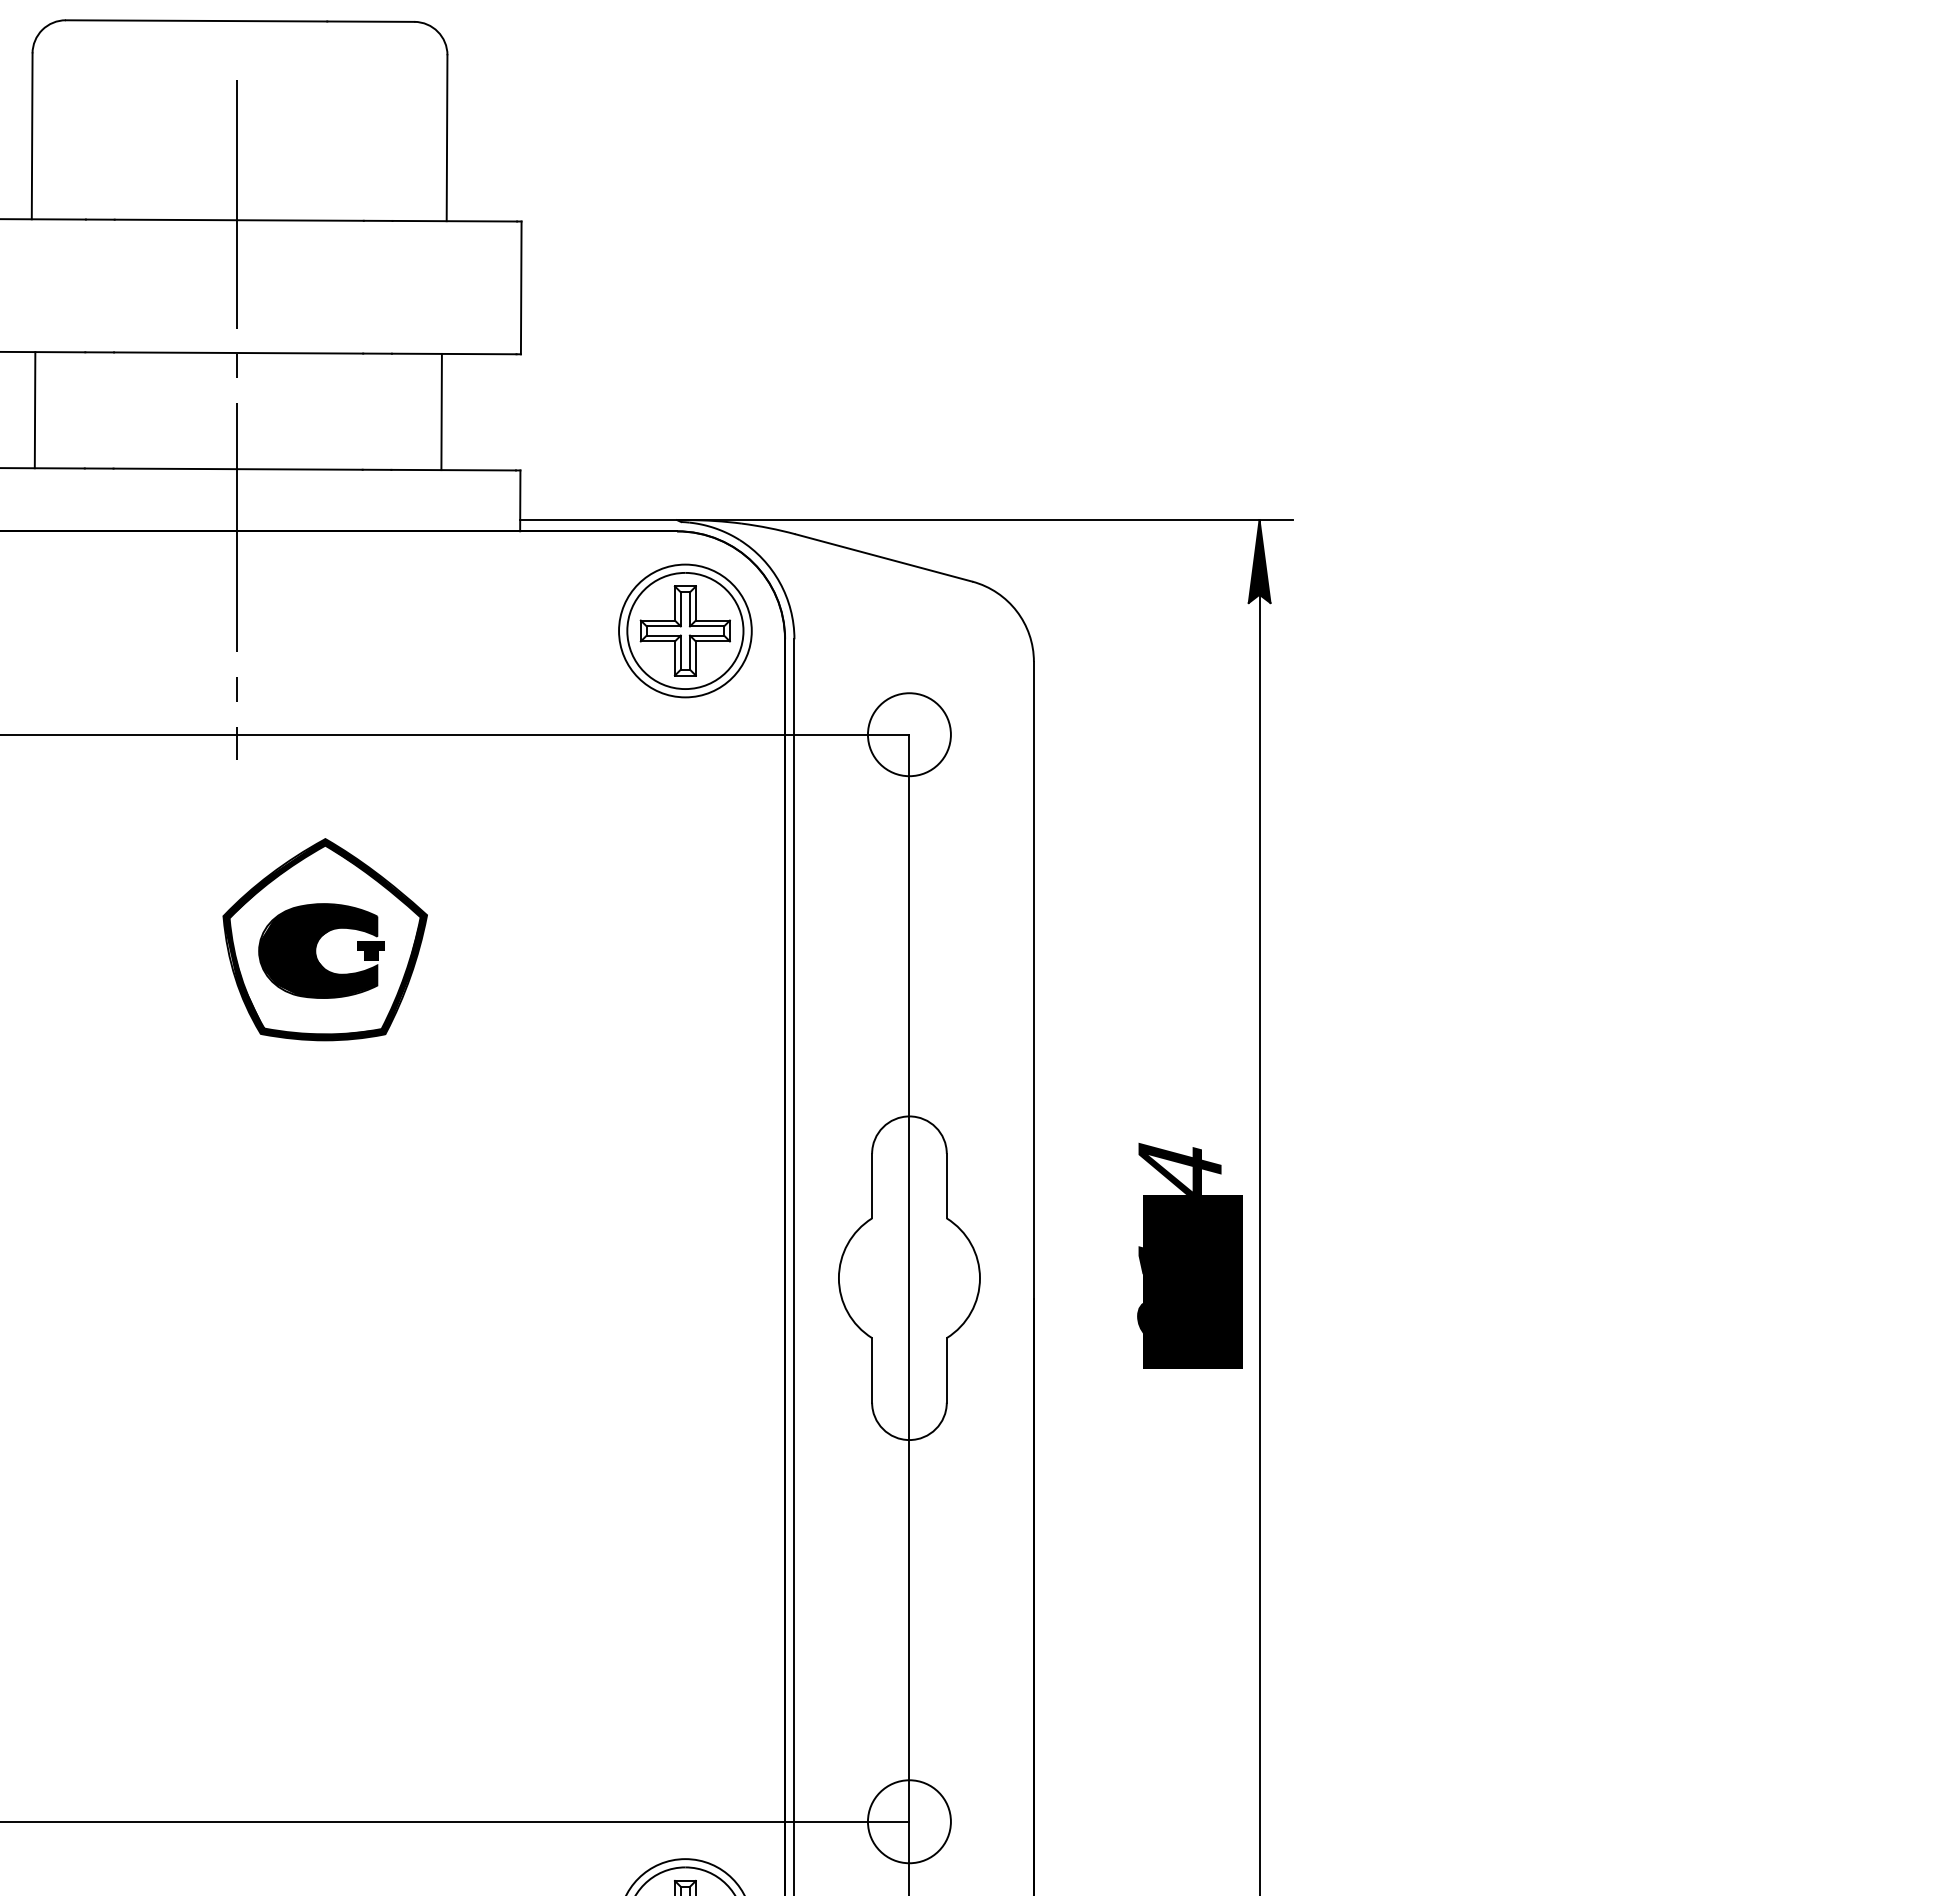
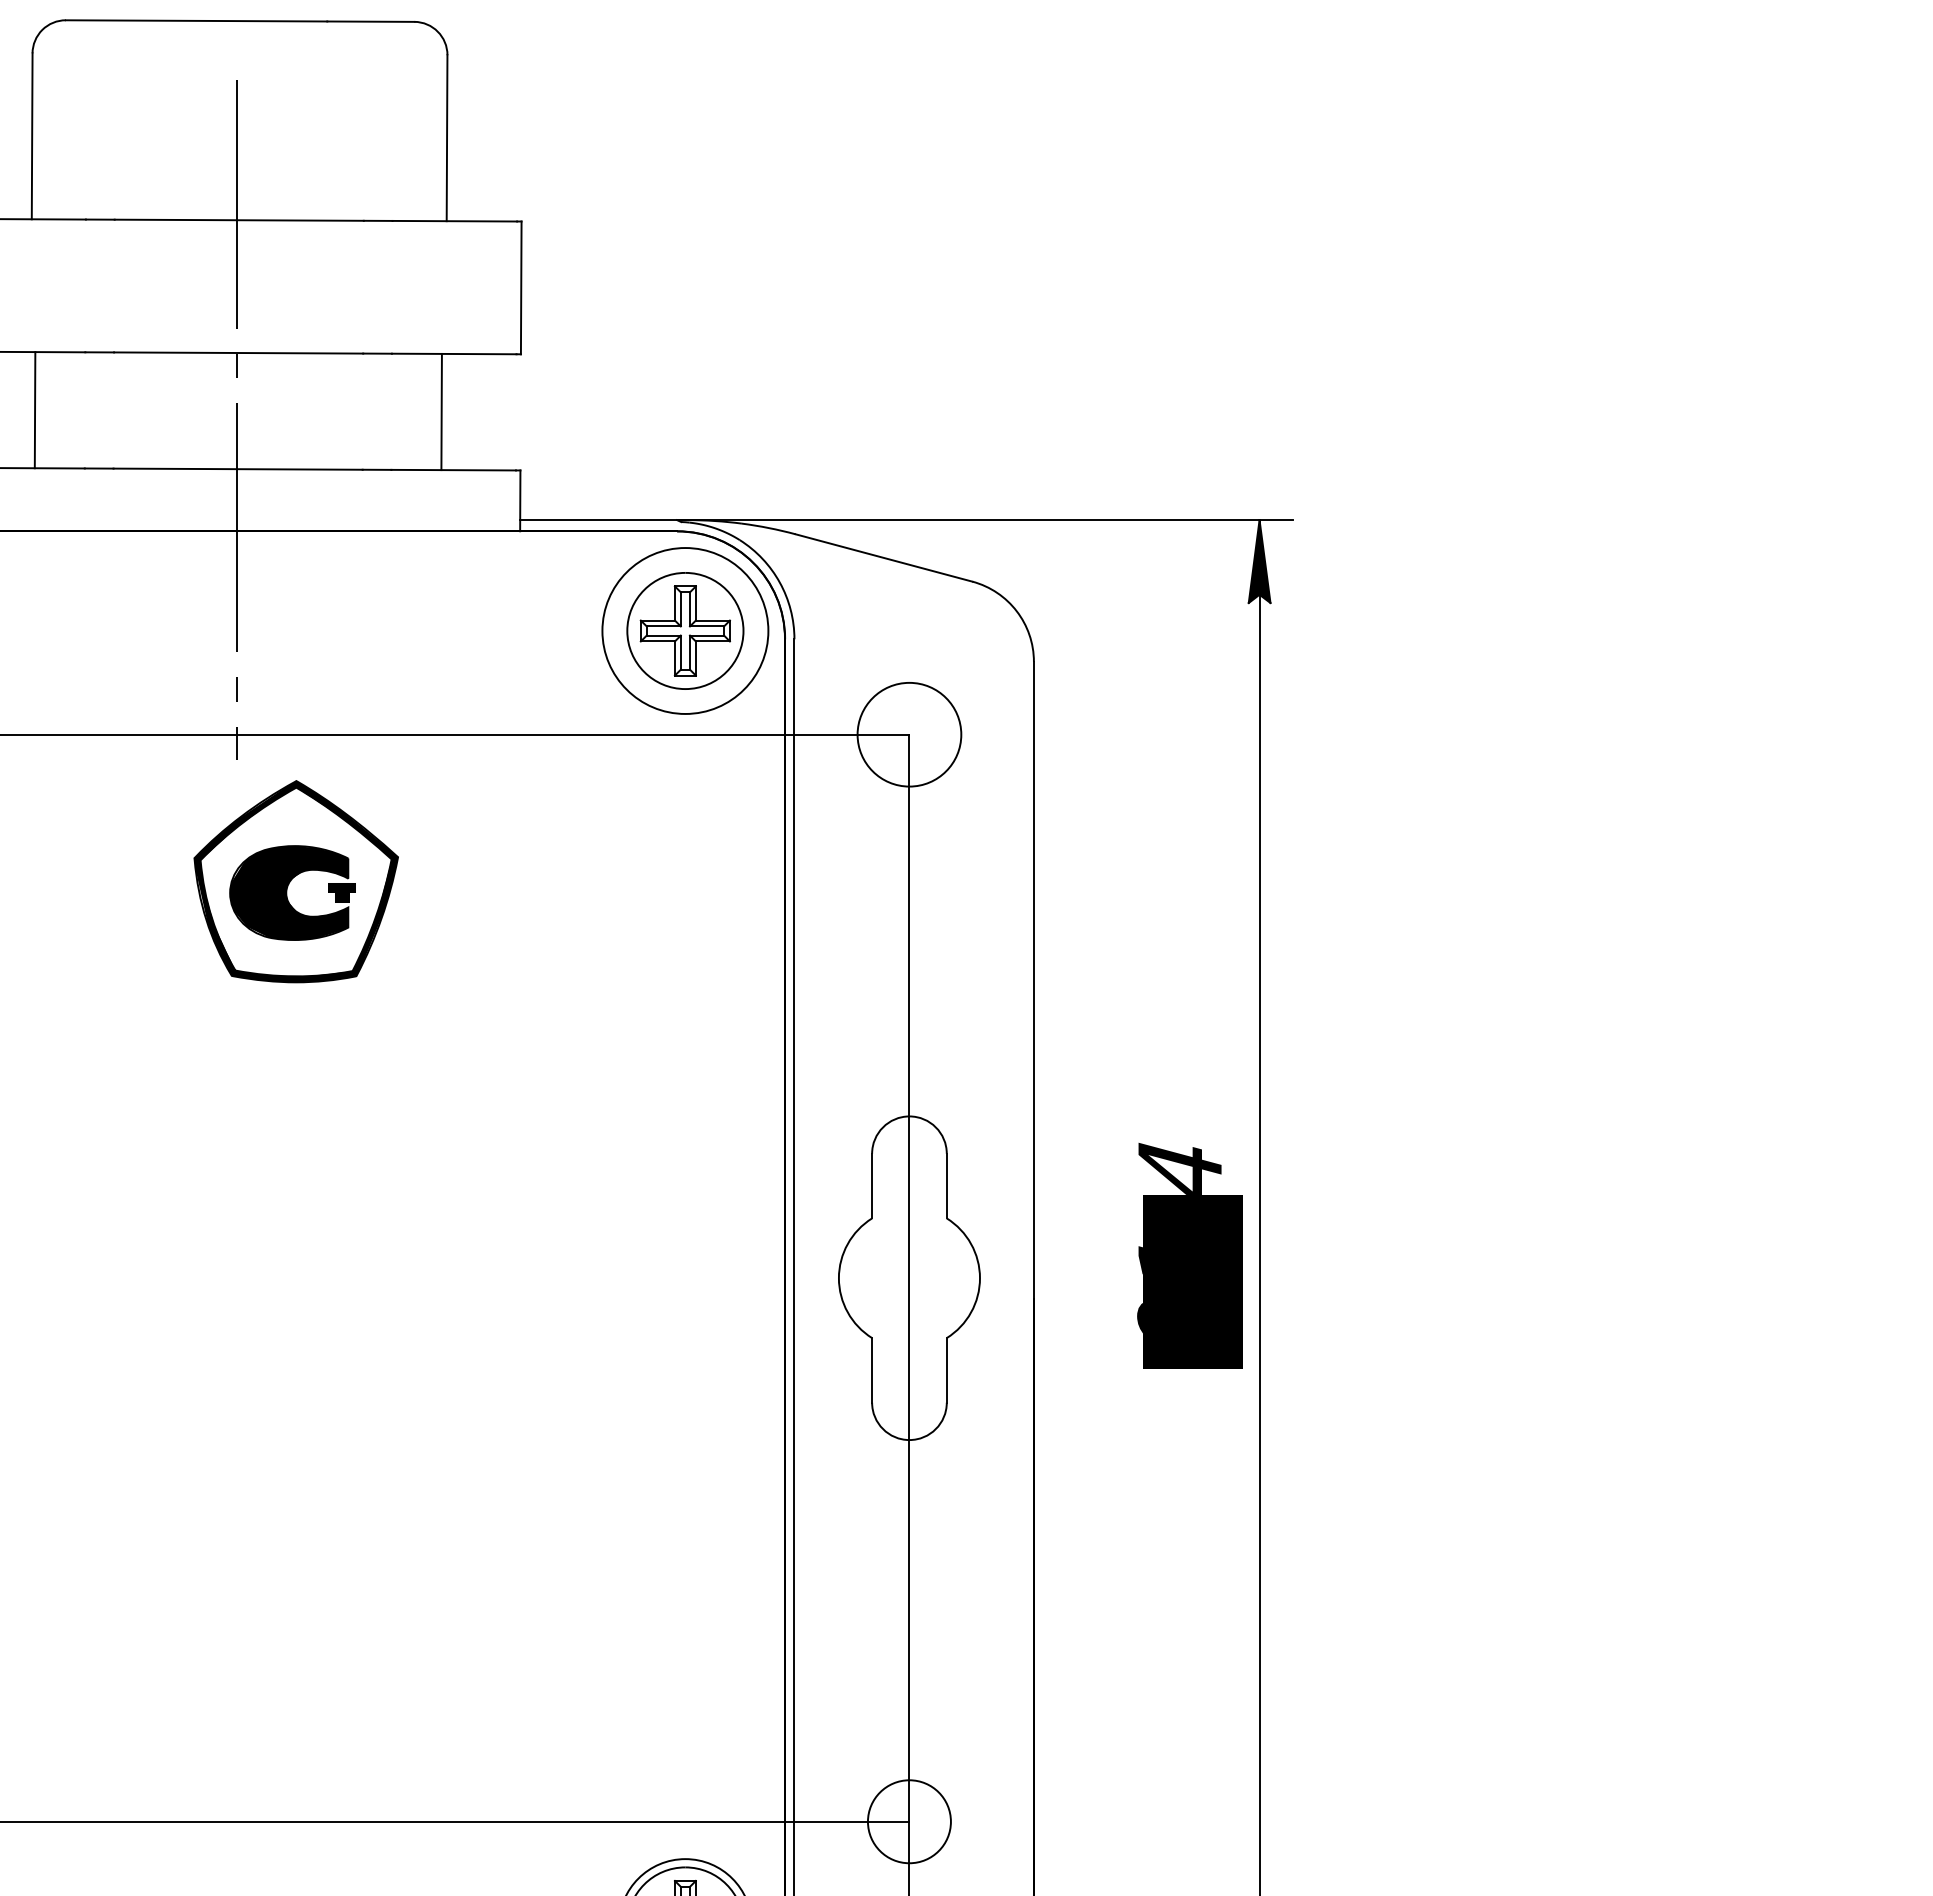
circle diameter: 133 px -> 166 px (685, 630)
circle diameter: 83 px -> 104 px (909, 734)
part position: (324, 939) -> (295, 881) (295, 881)
